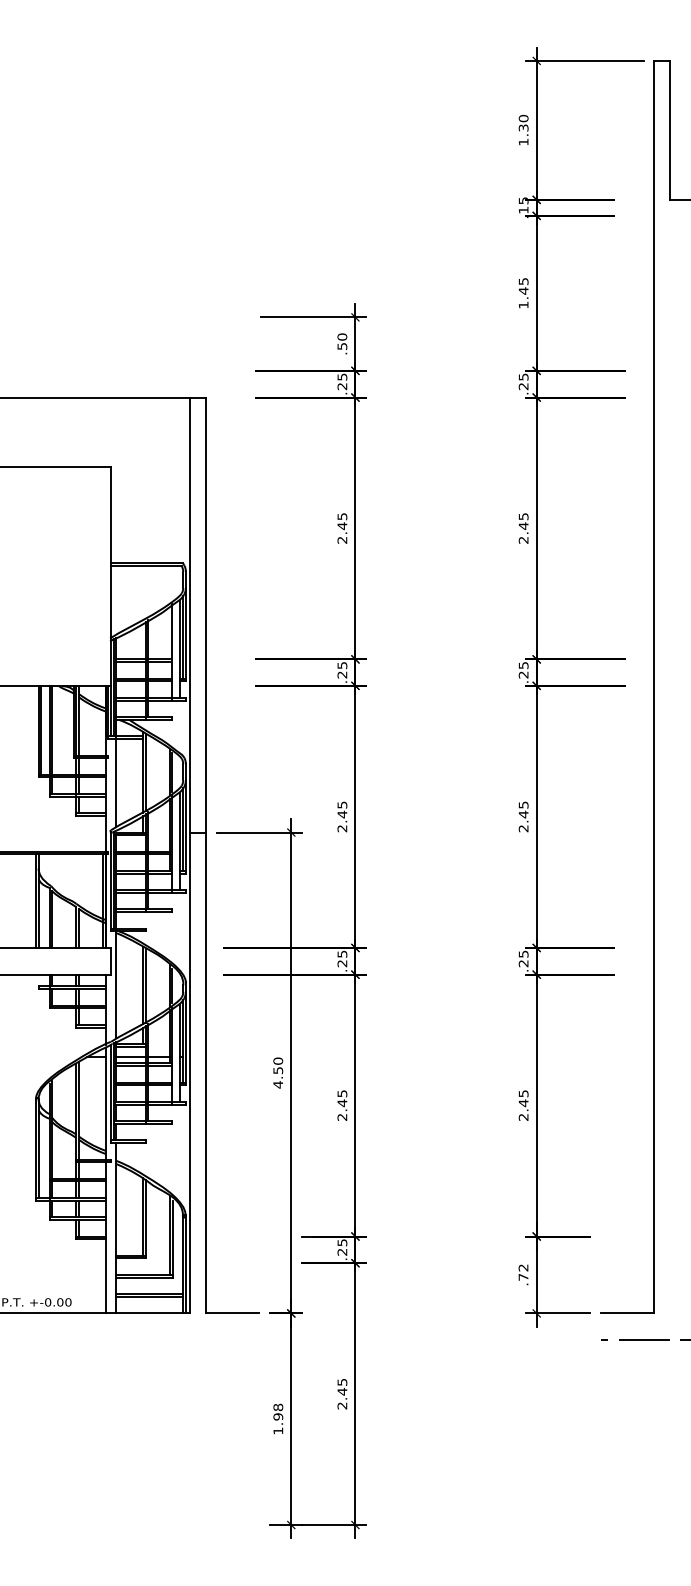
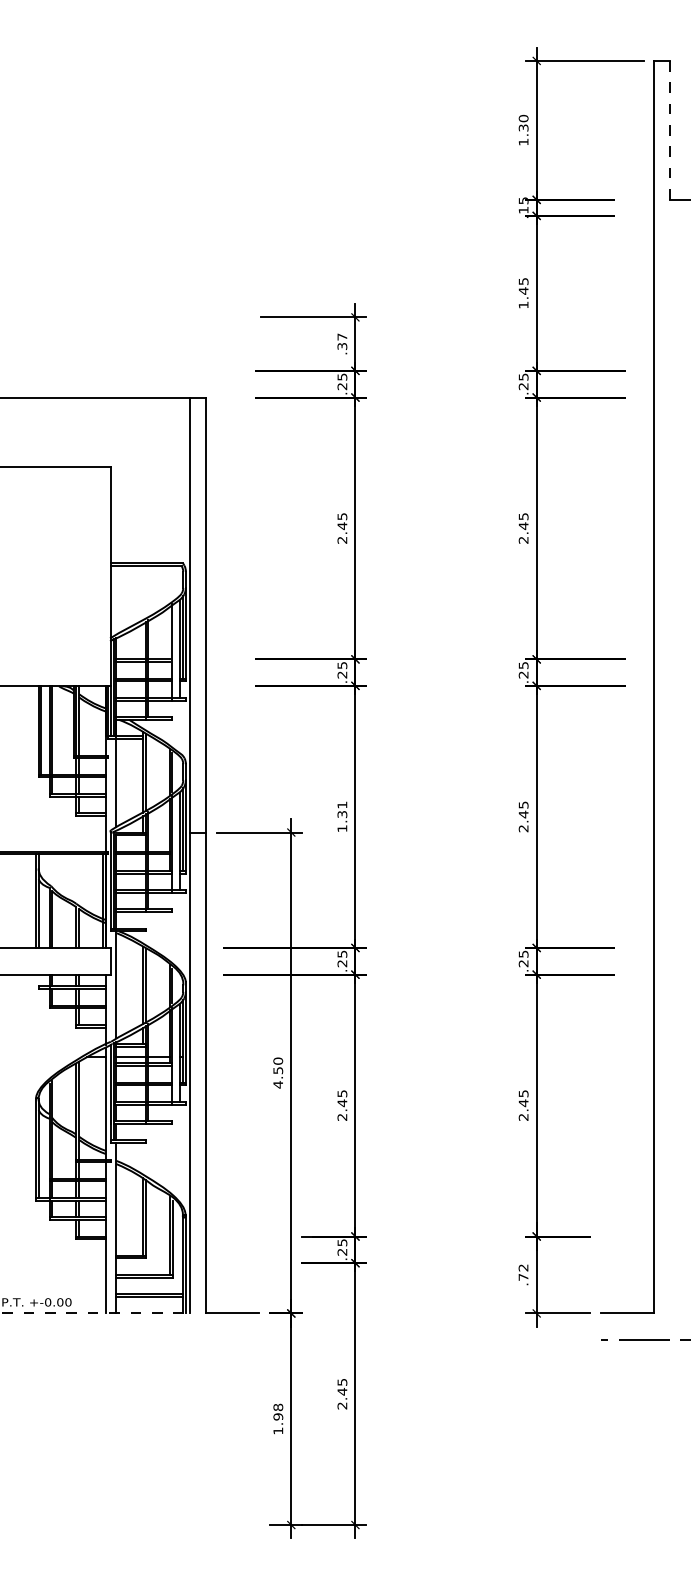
line: solid -> dashed (670, 129)
text: .50 -> .37 (342, 341)
text: 2.45 -> 1.31 (342, 816)
line: solid -> dashed (95, 1313)
